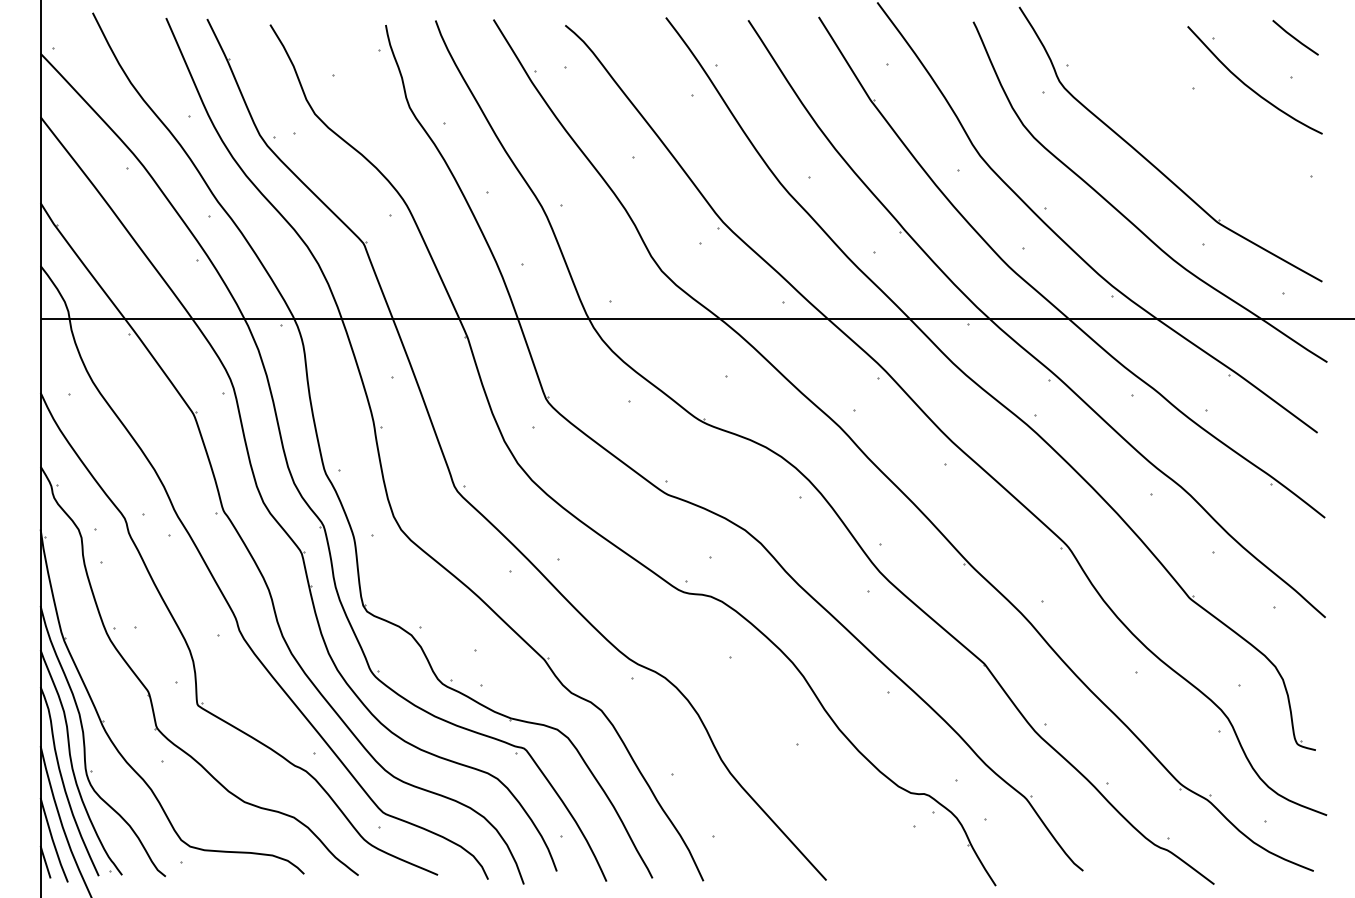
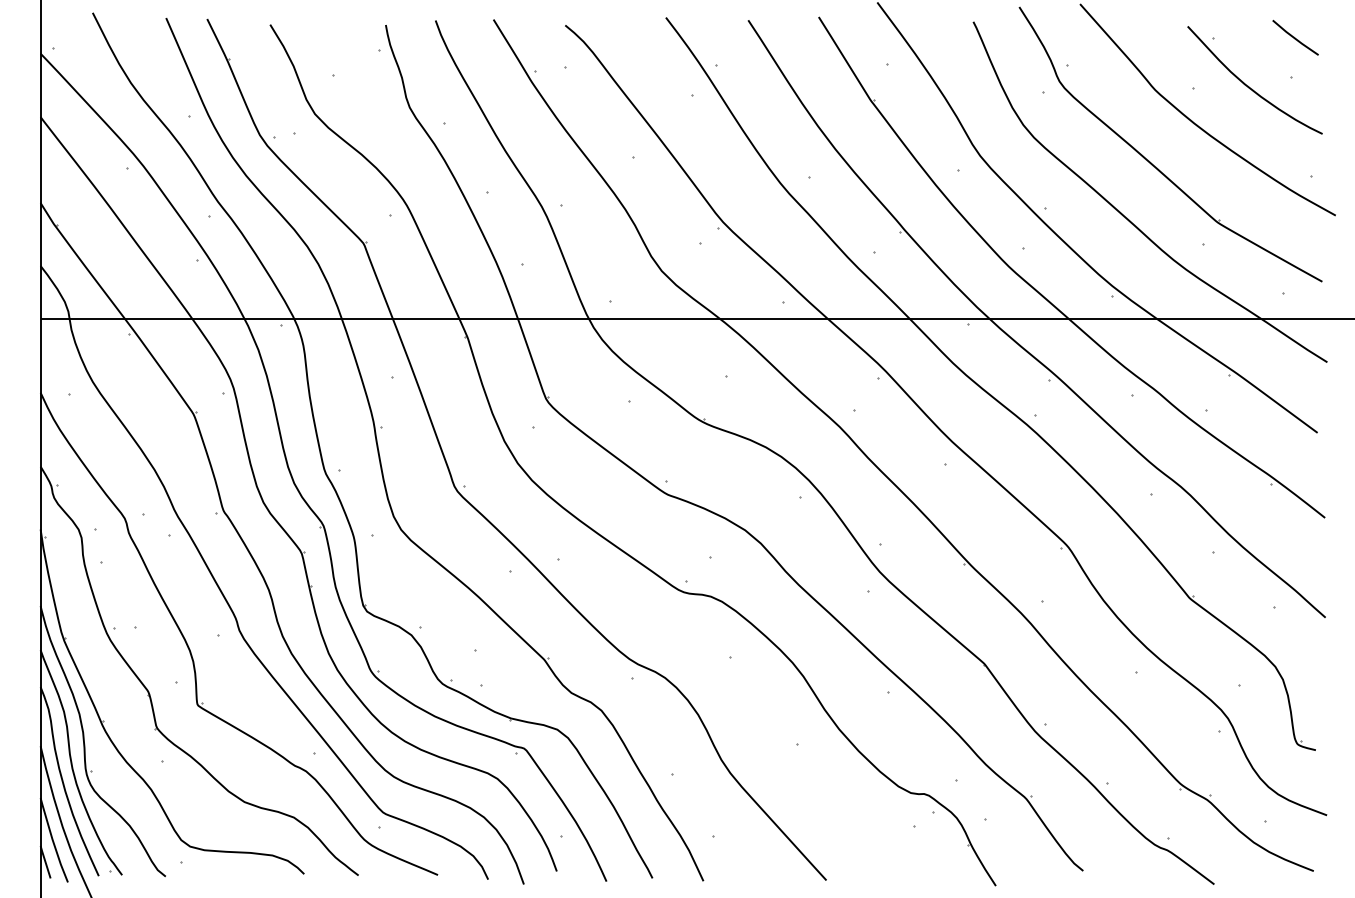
curve: none -> present (1196, 123)
